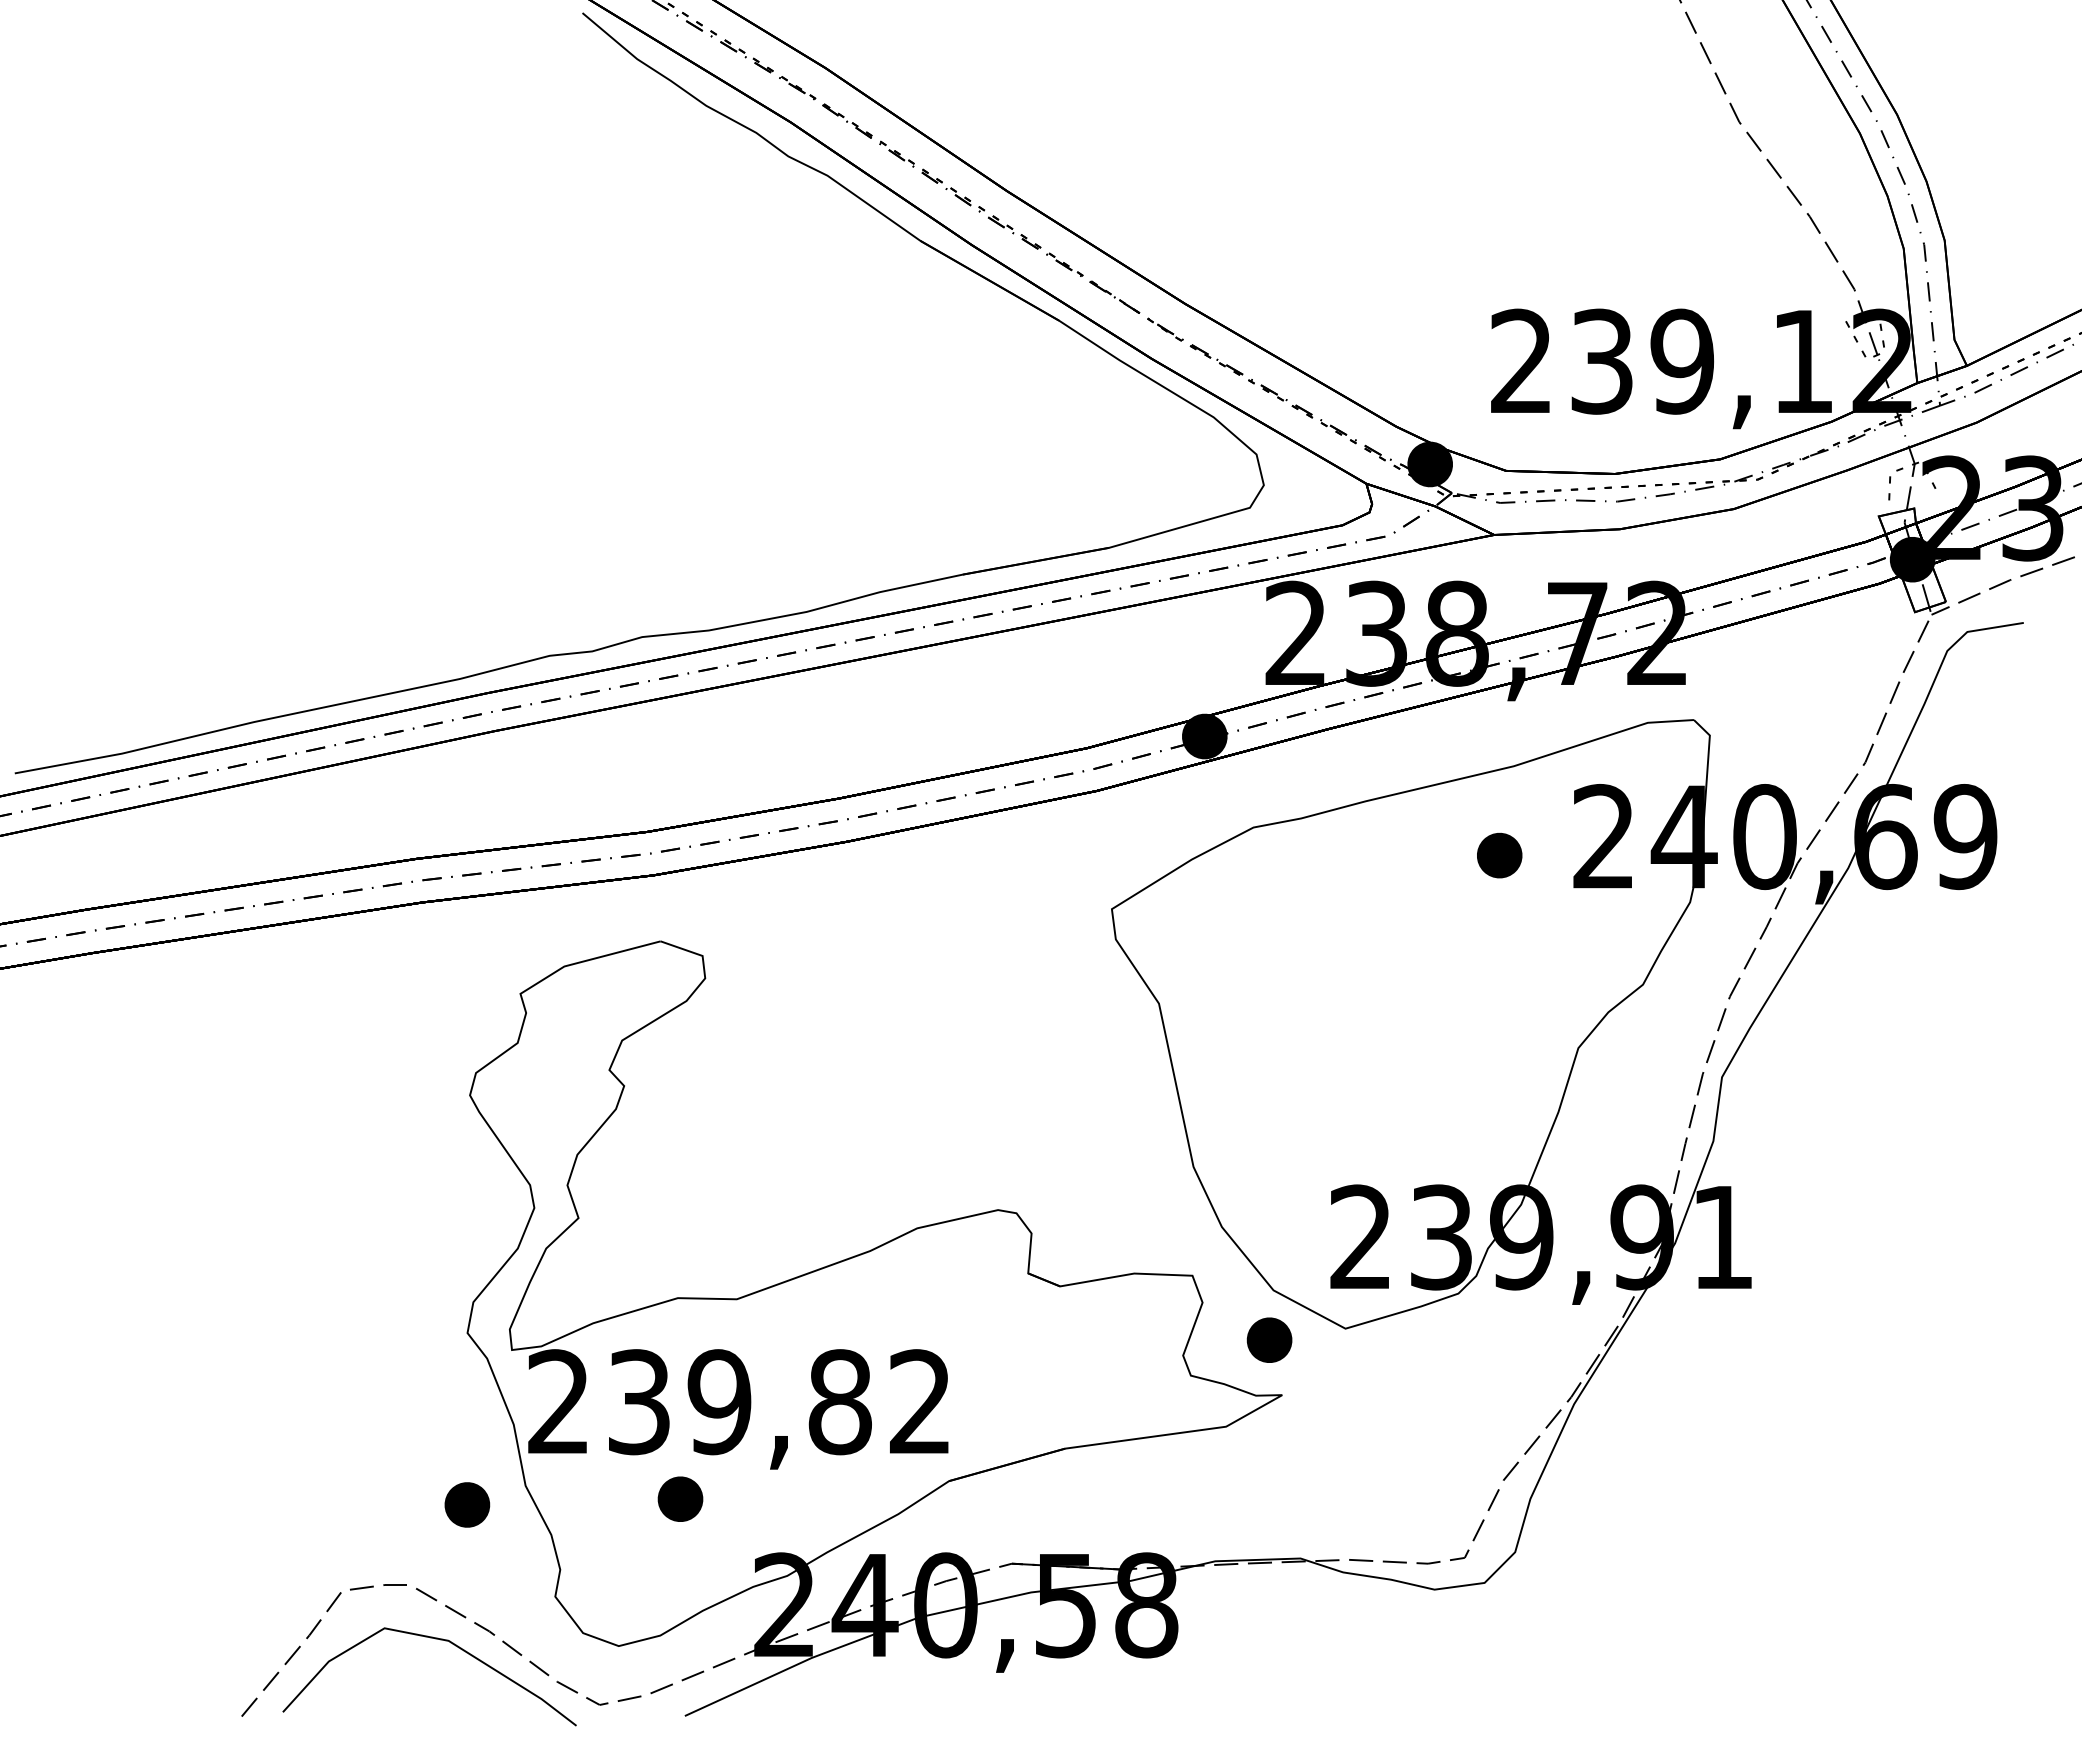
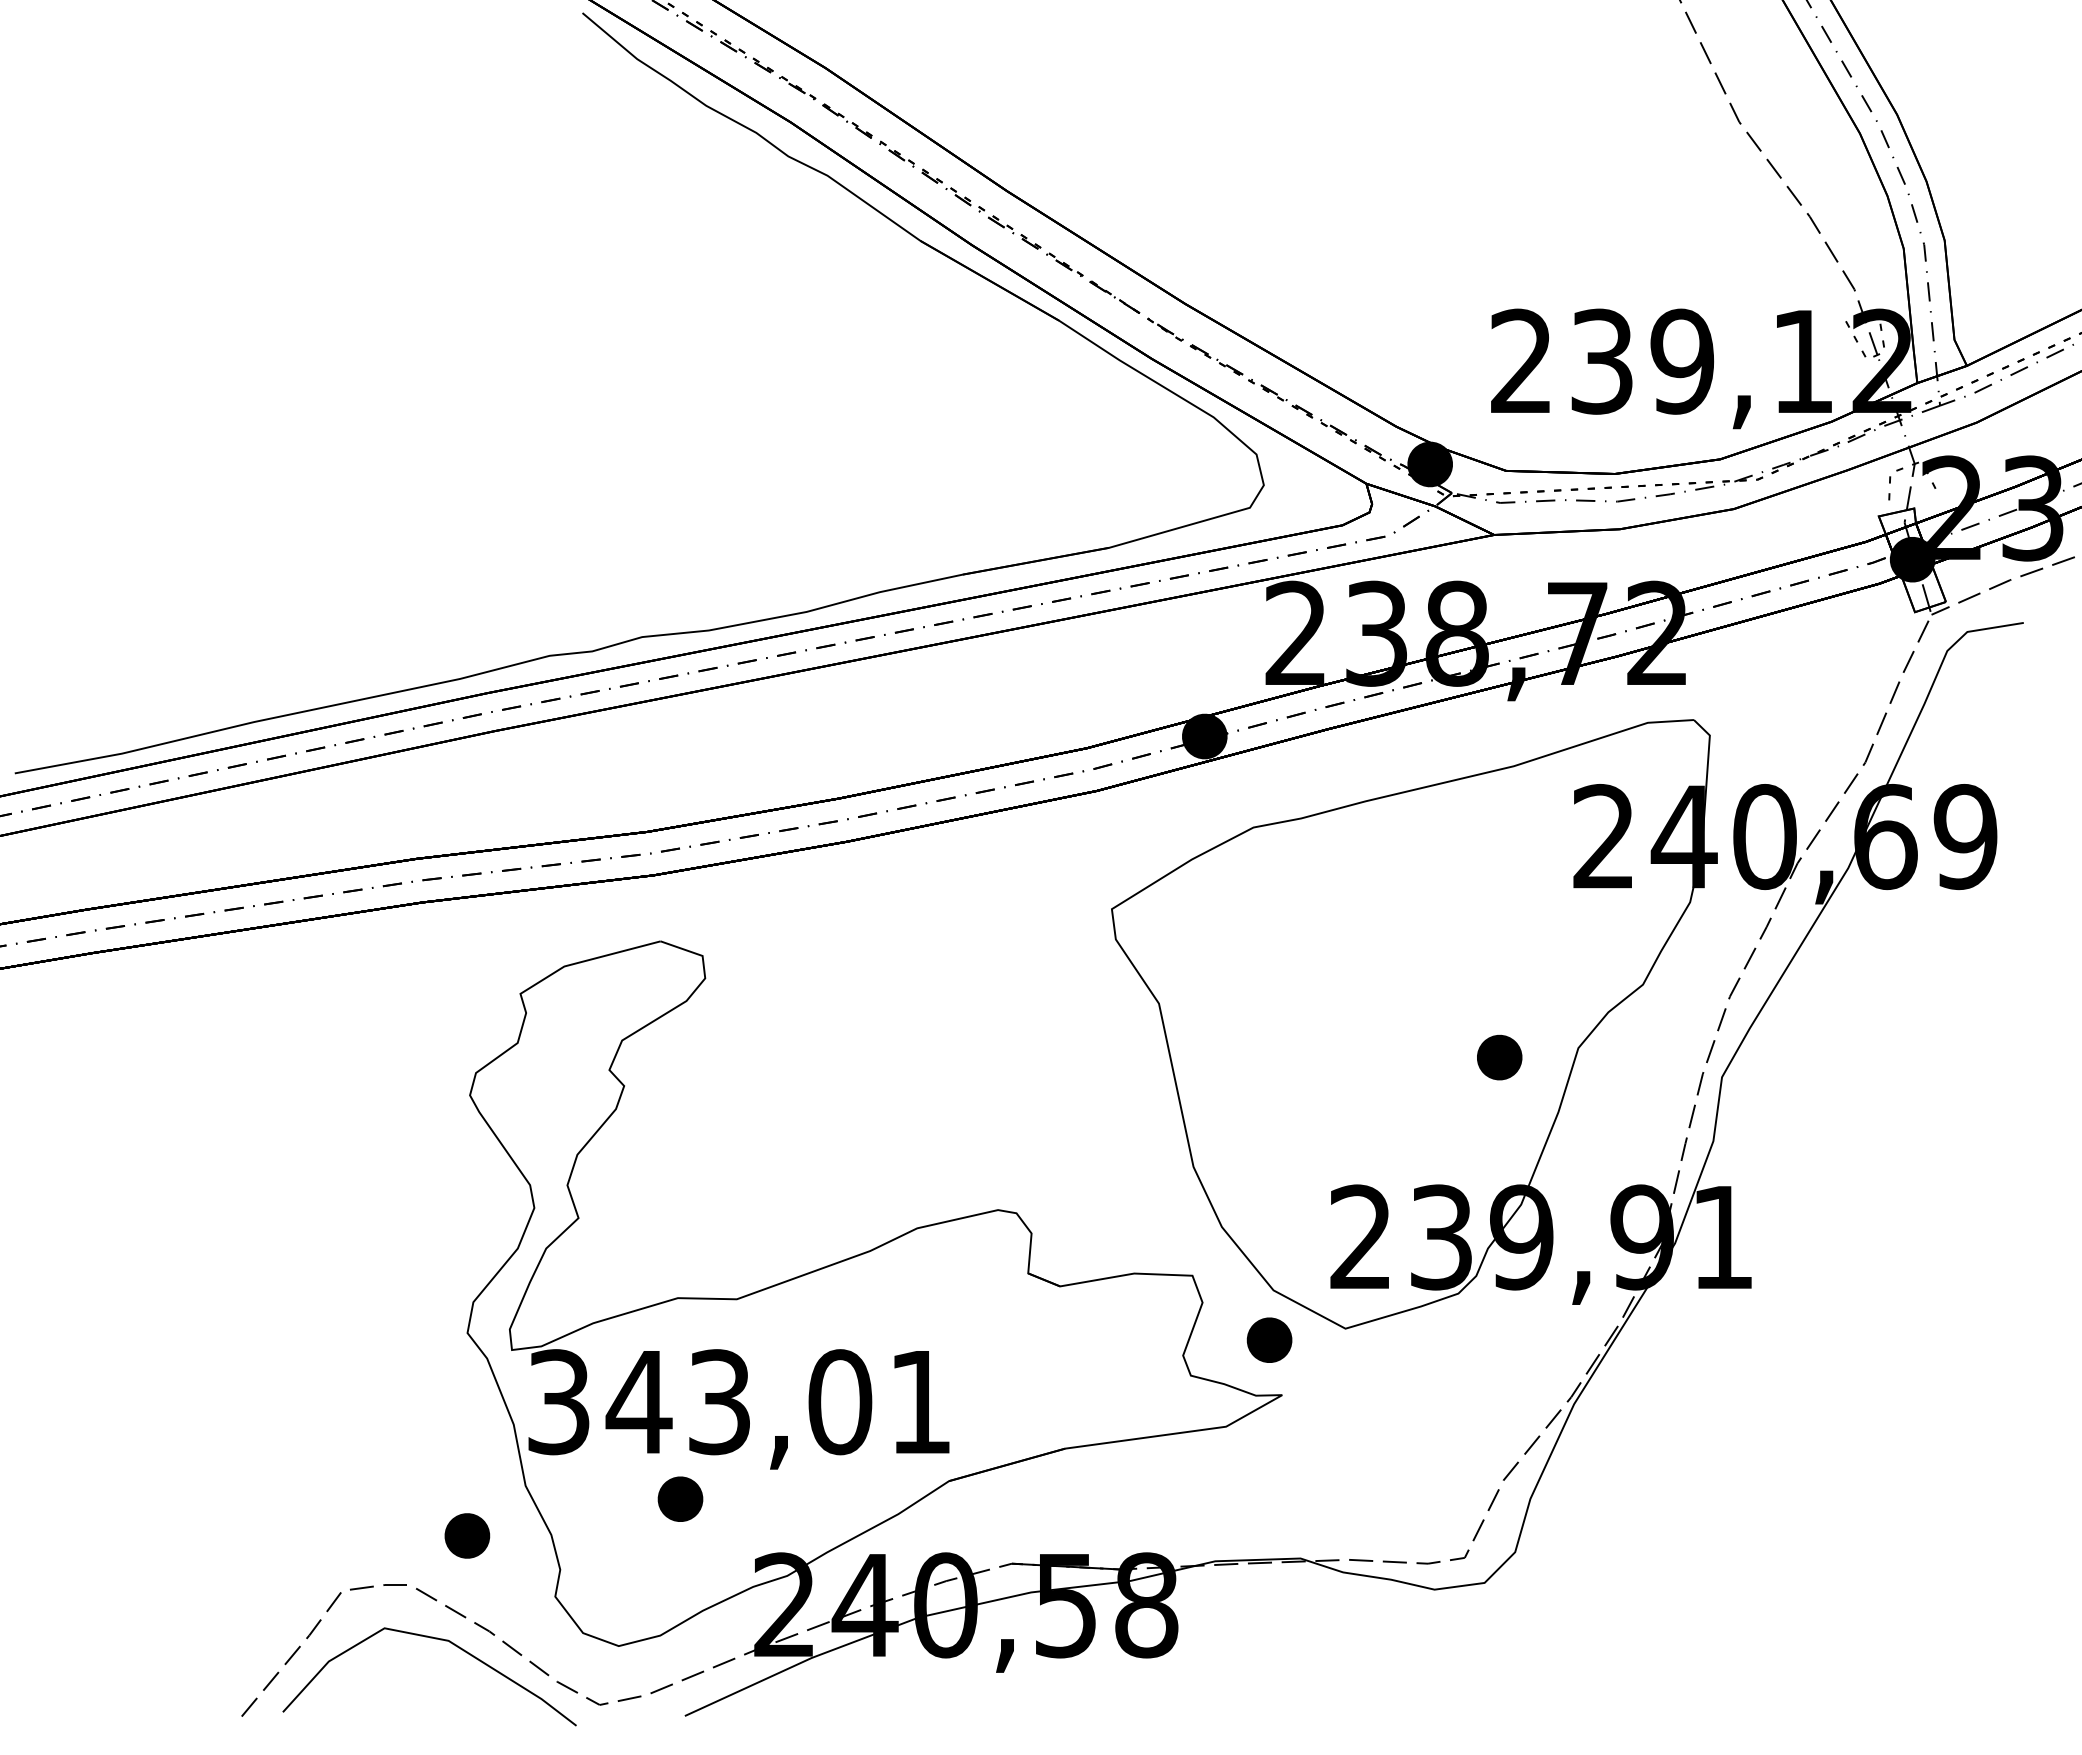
part position: (1499, 855) -> (1499, 1057) (1499, 1057)
text: 239,82 -> 343,01 (738, 1402)
part position: (467, 1504) -> (467, 1535) (467, 1535)
